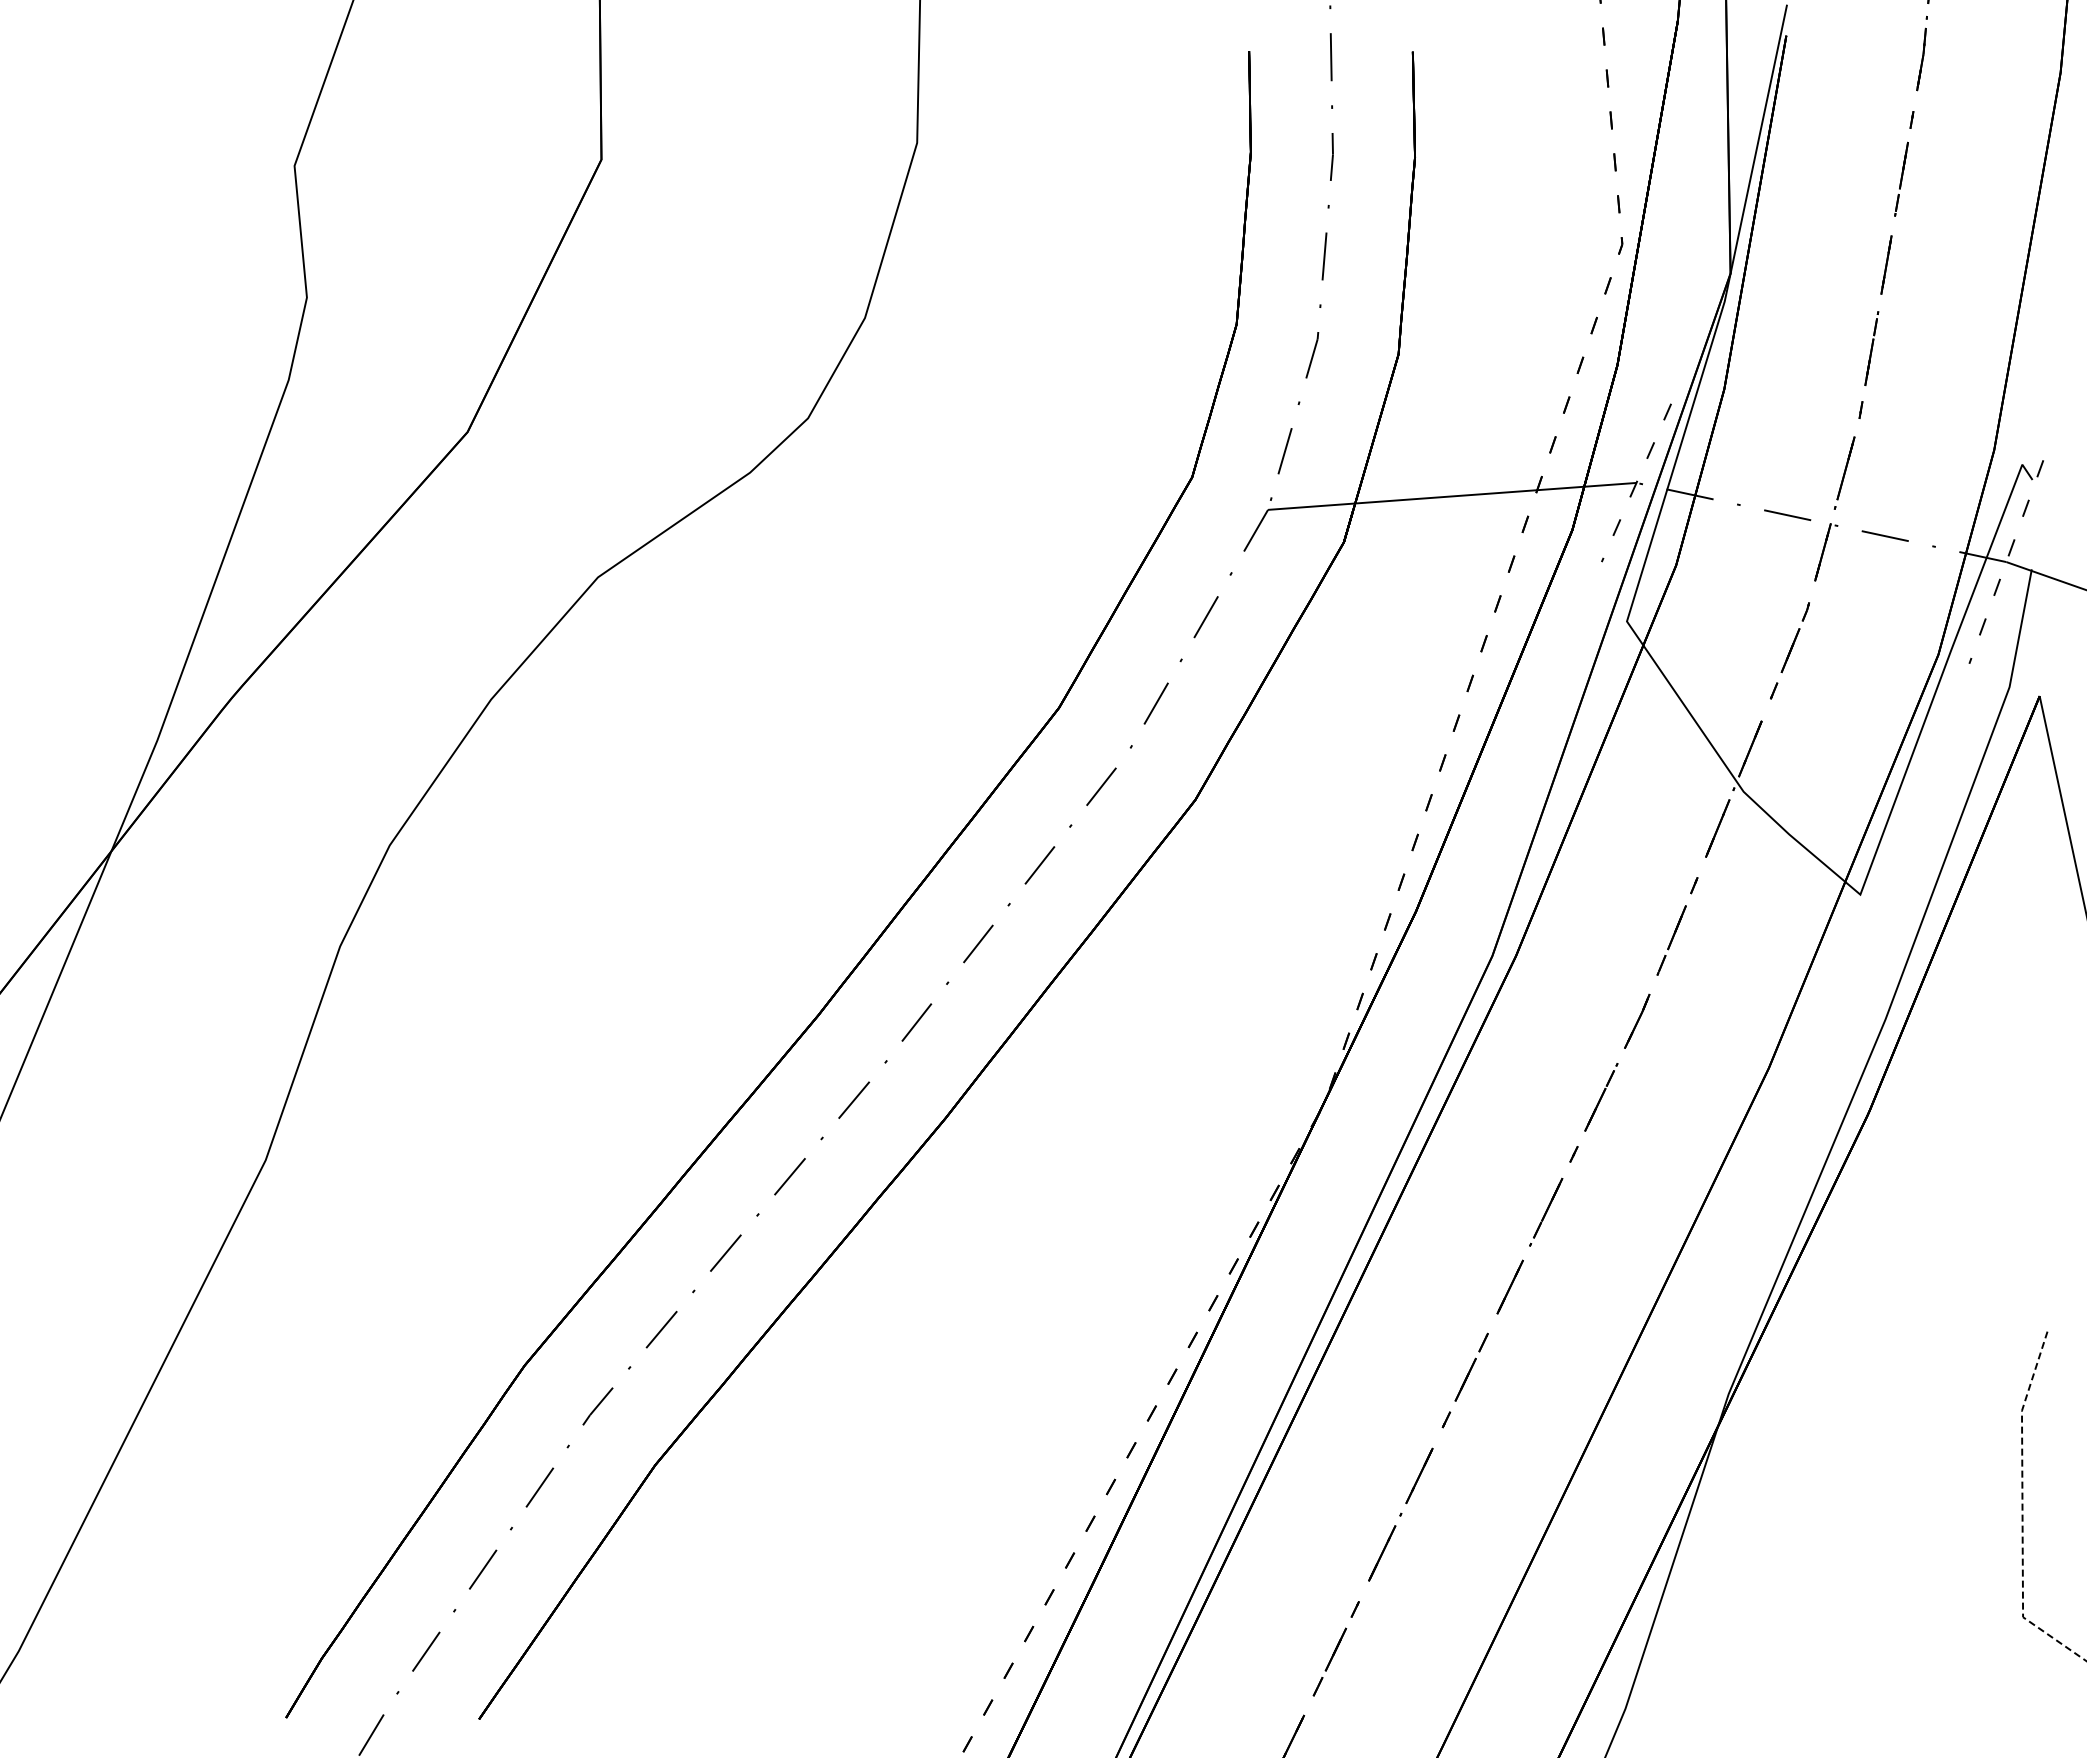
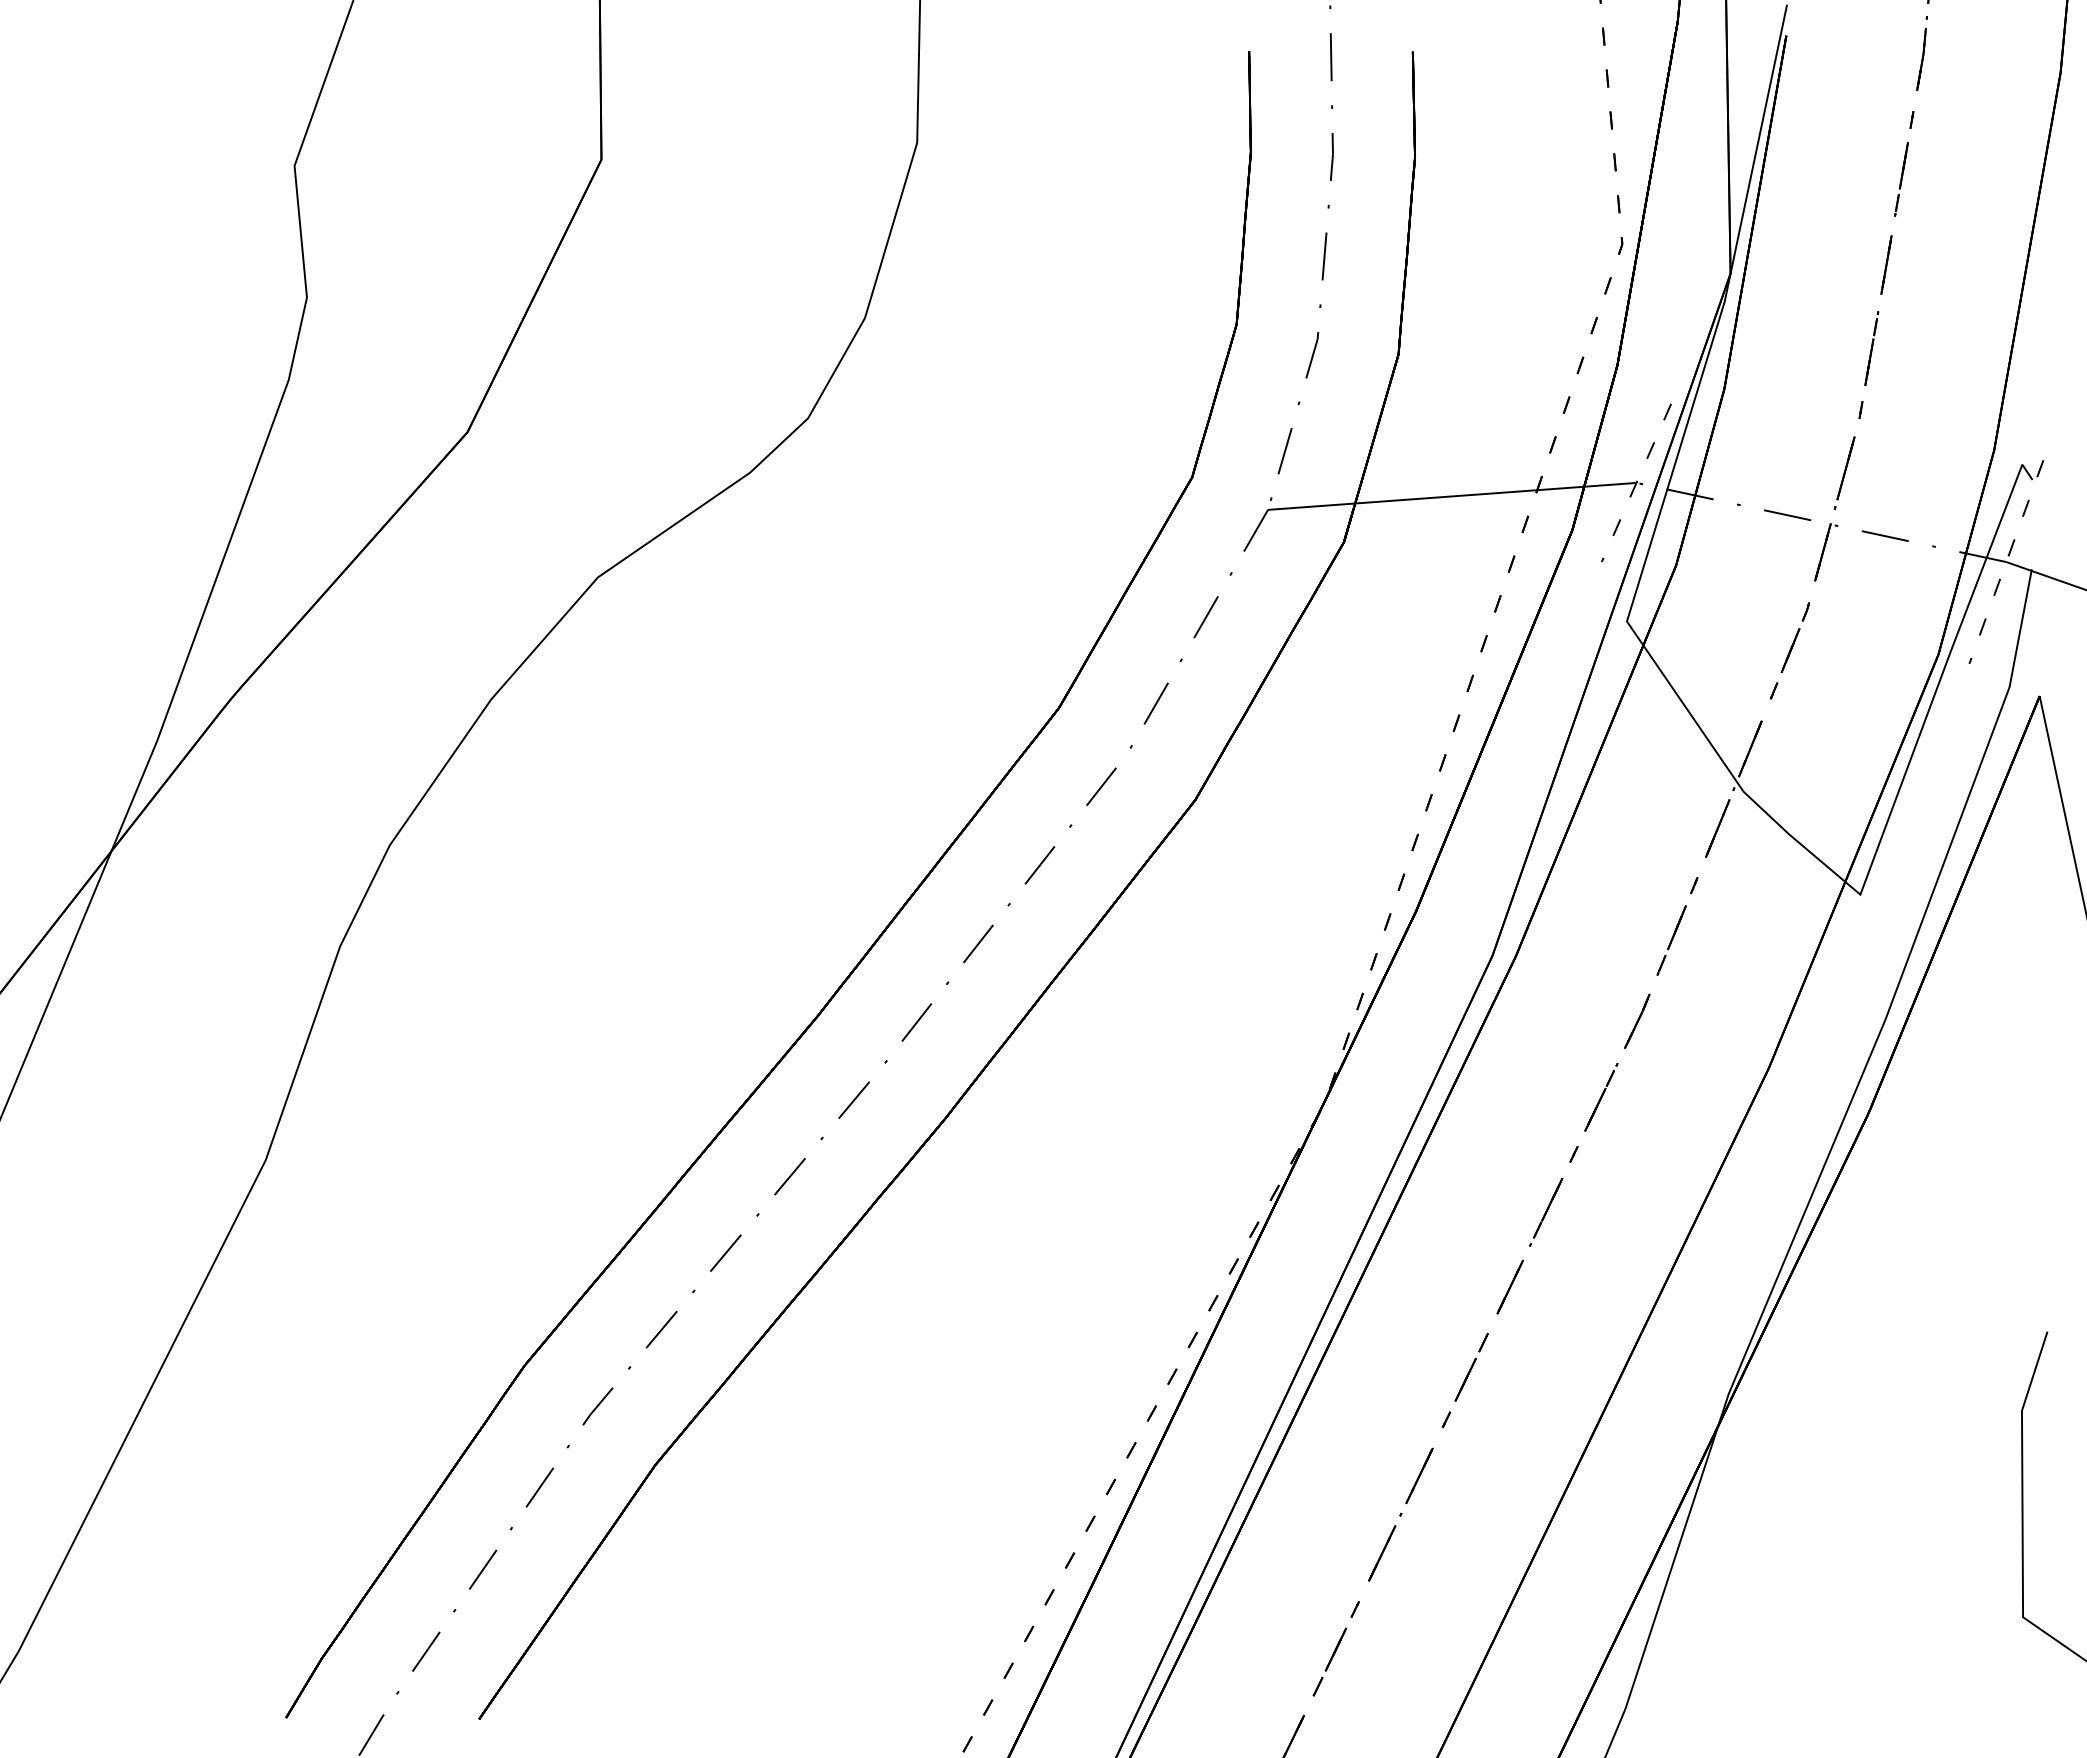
line: dashed -> solid (2022, 1511)
